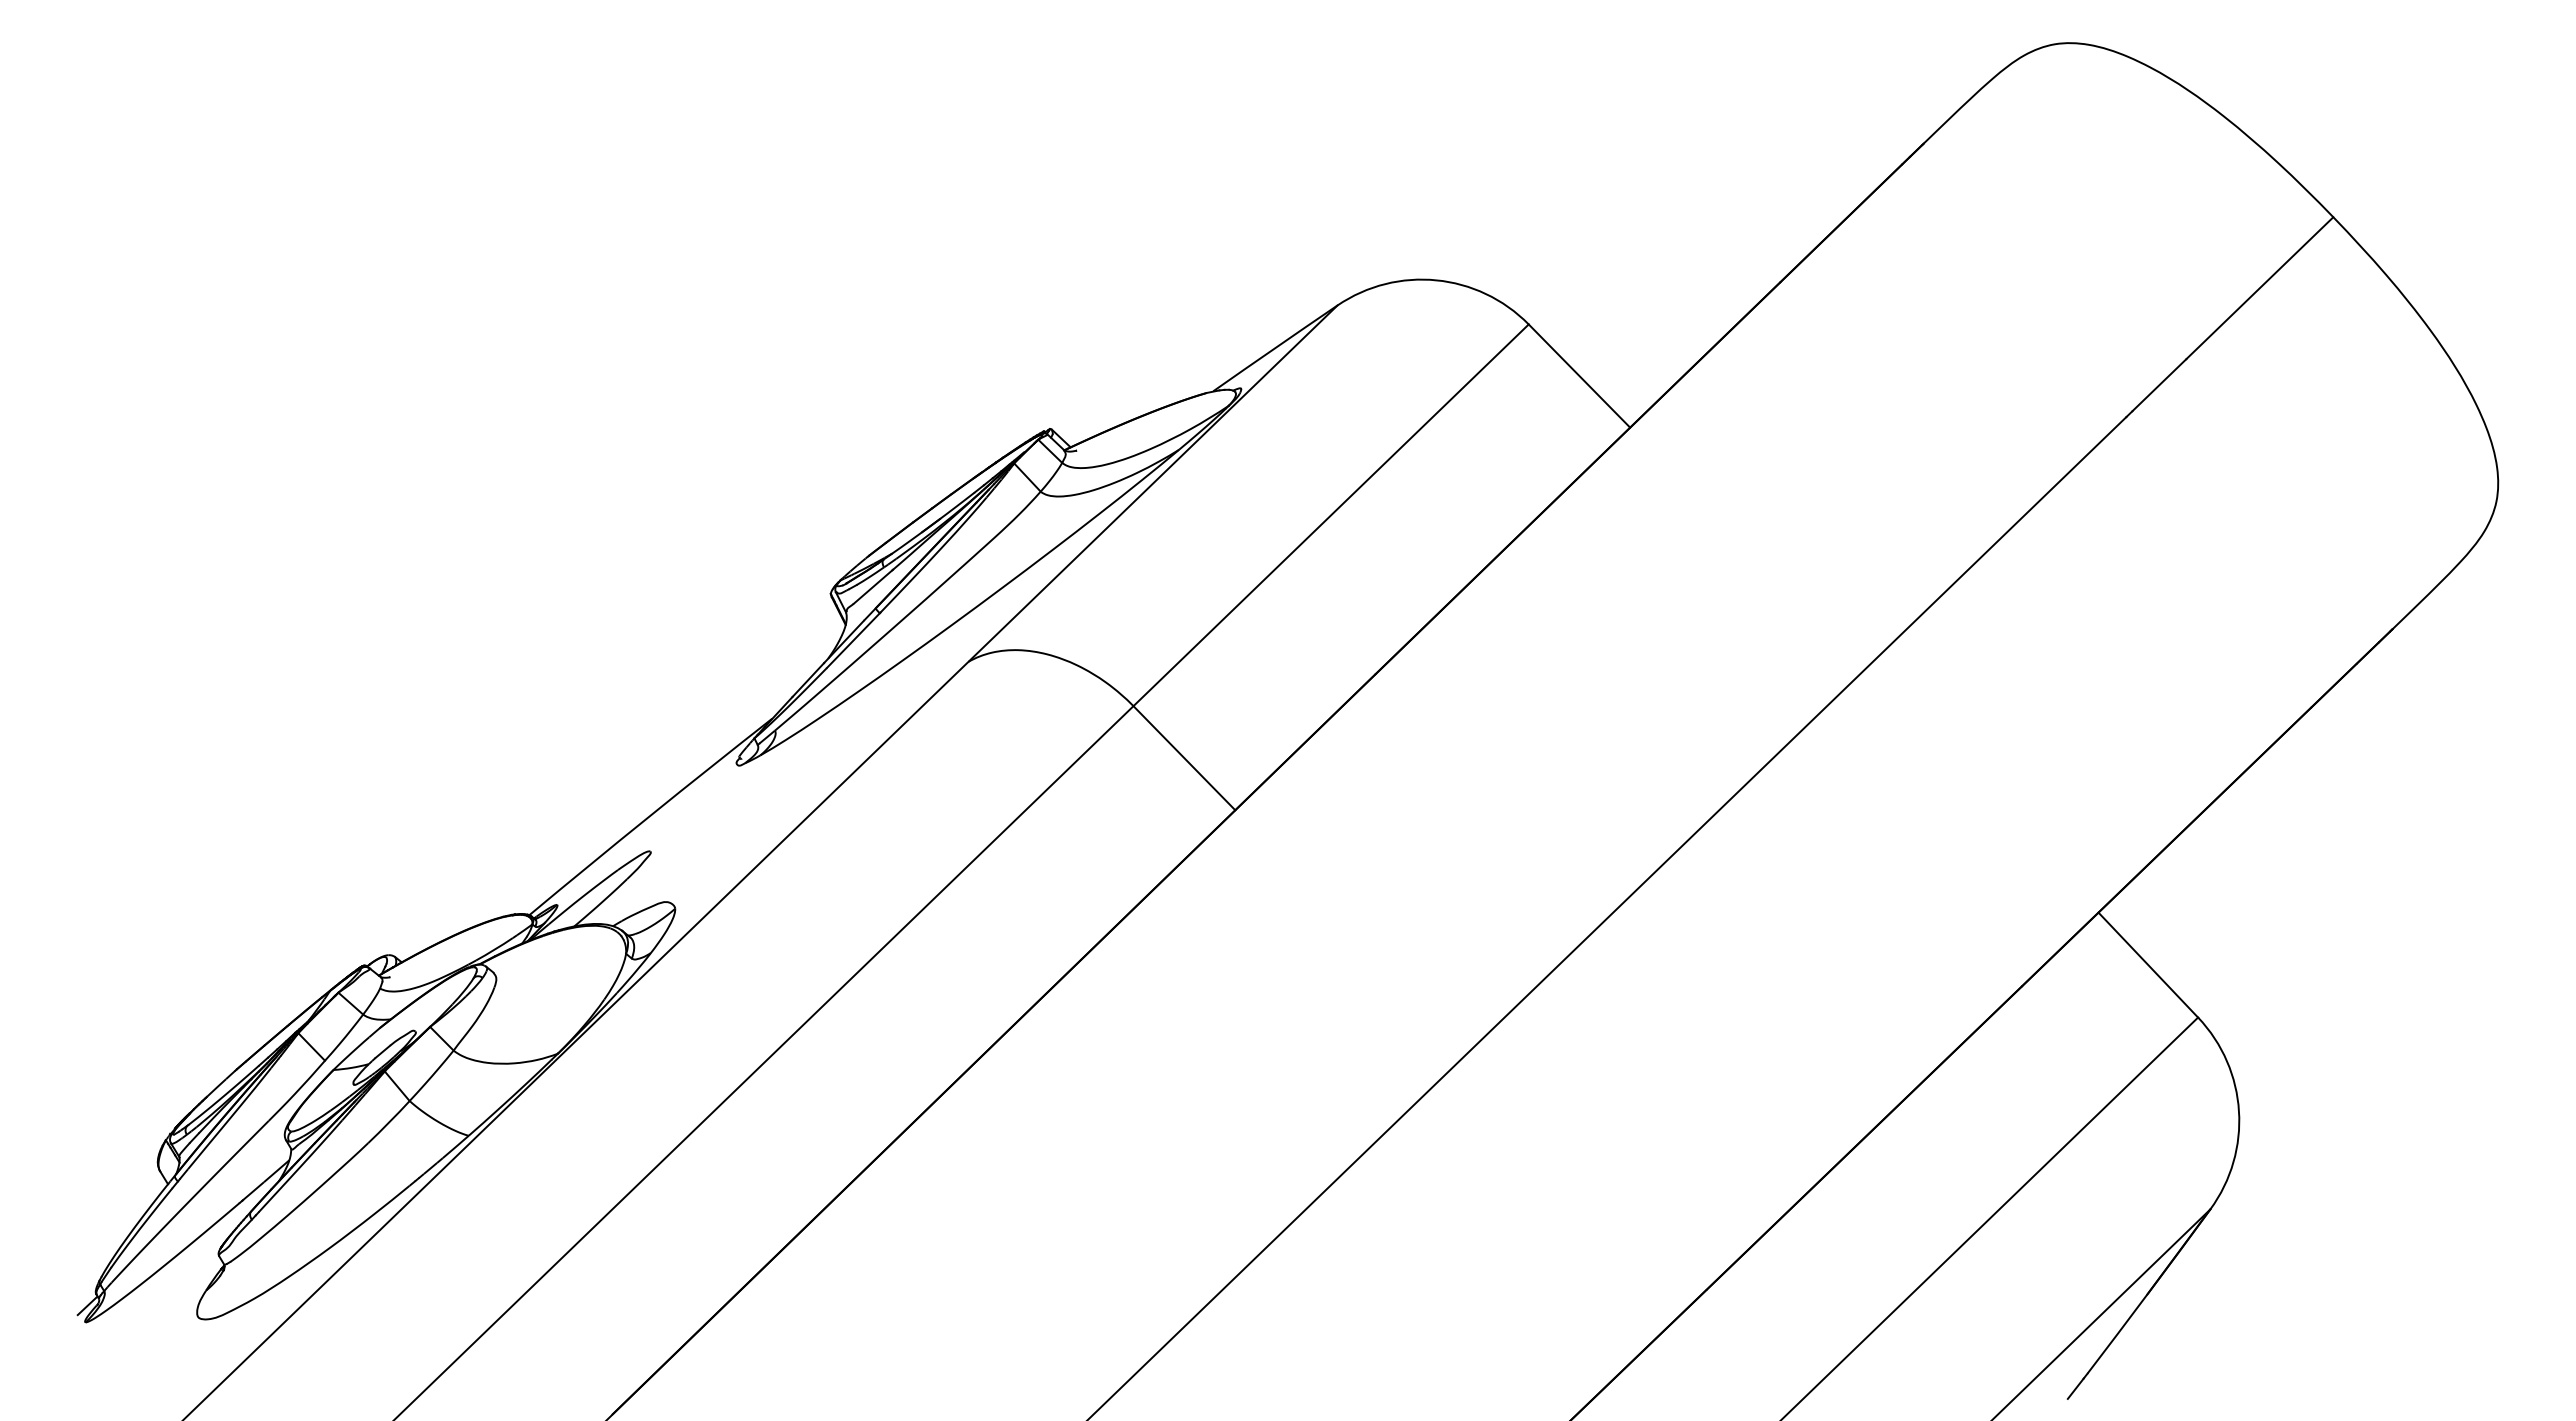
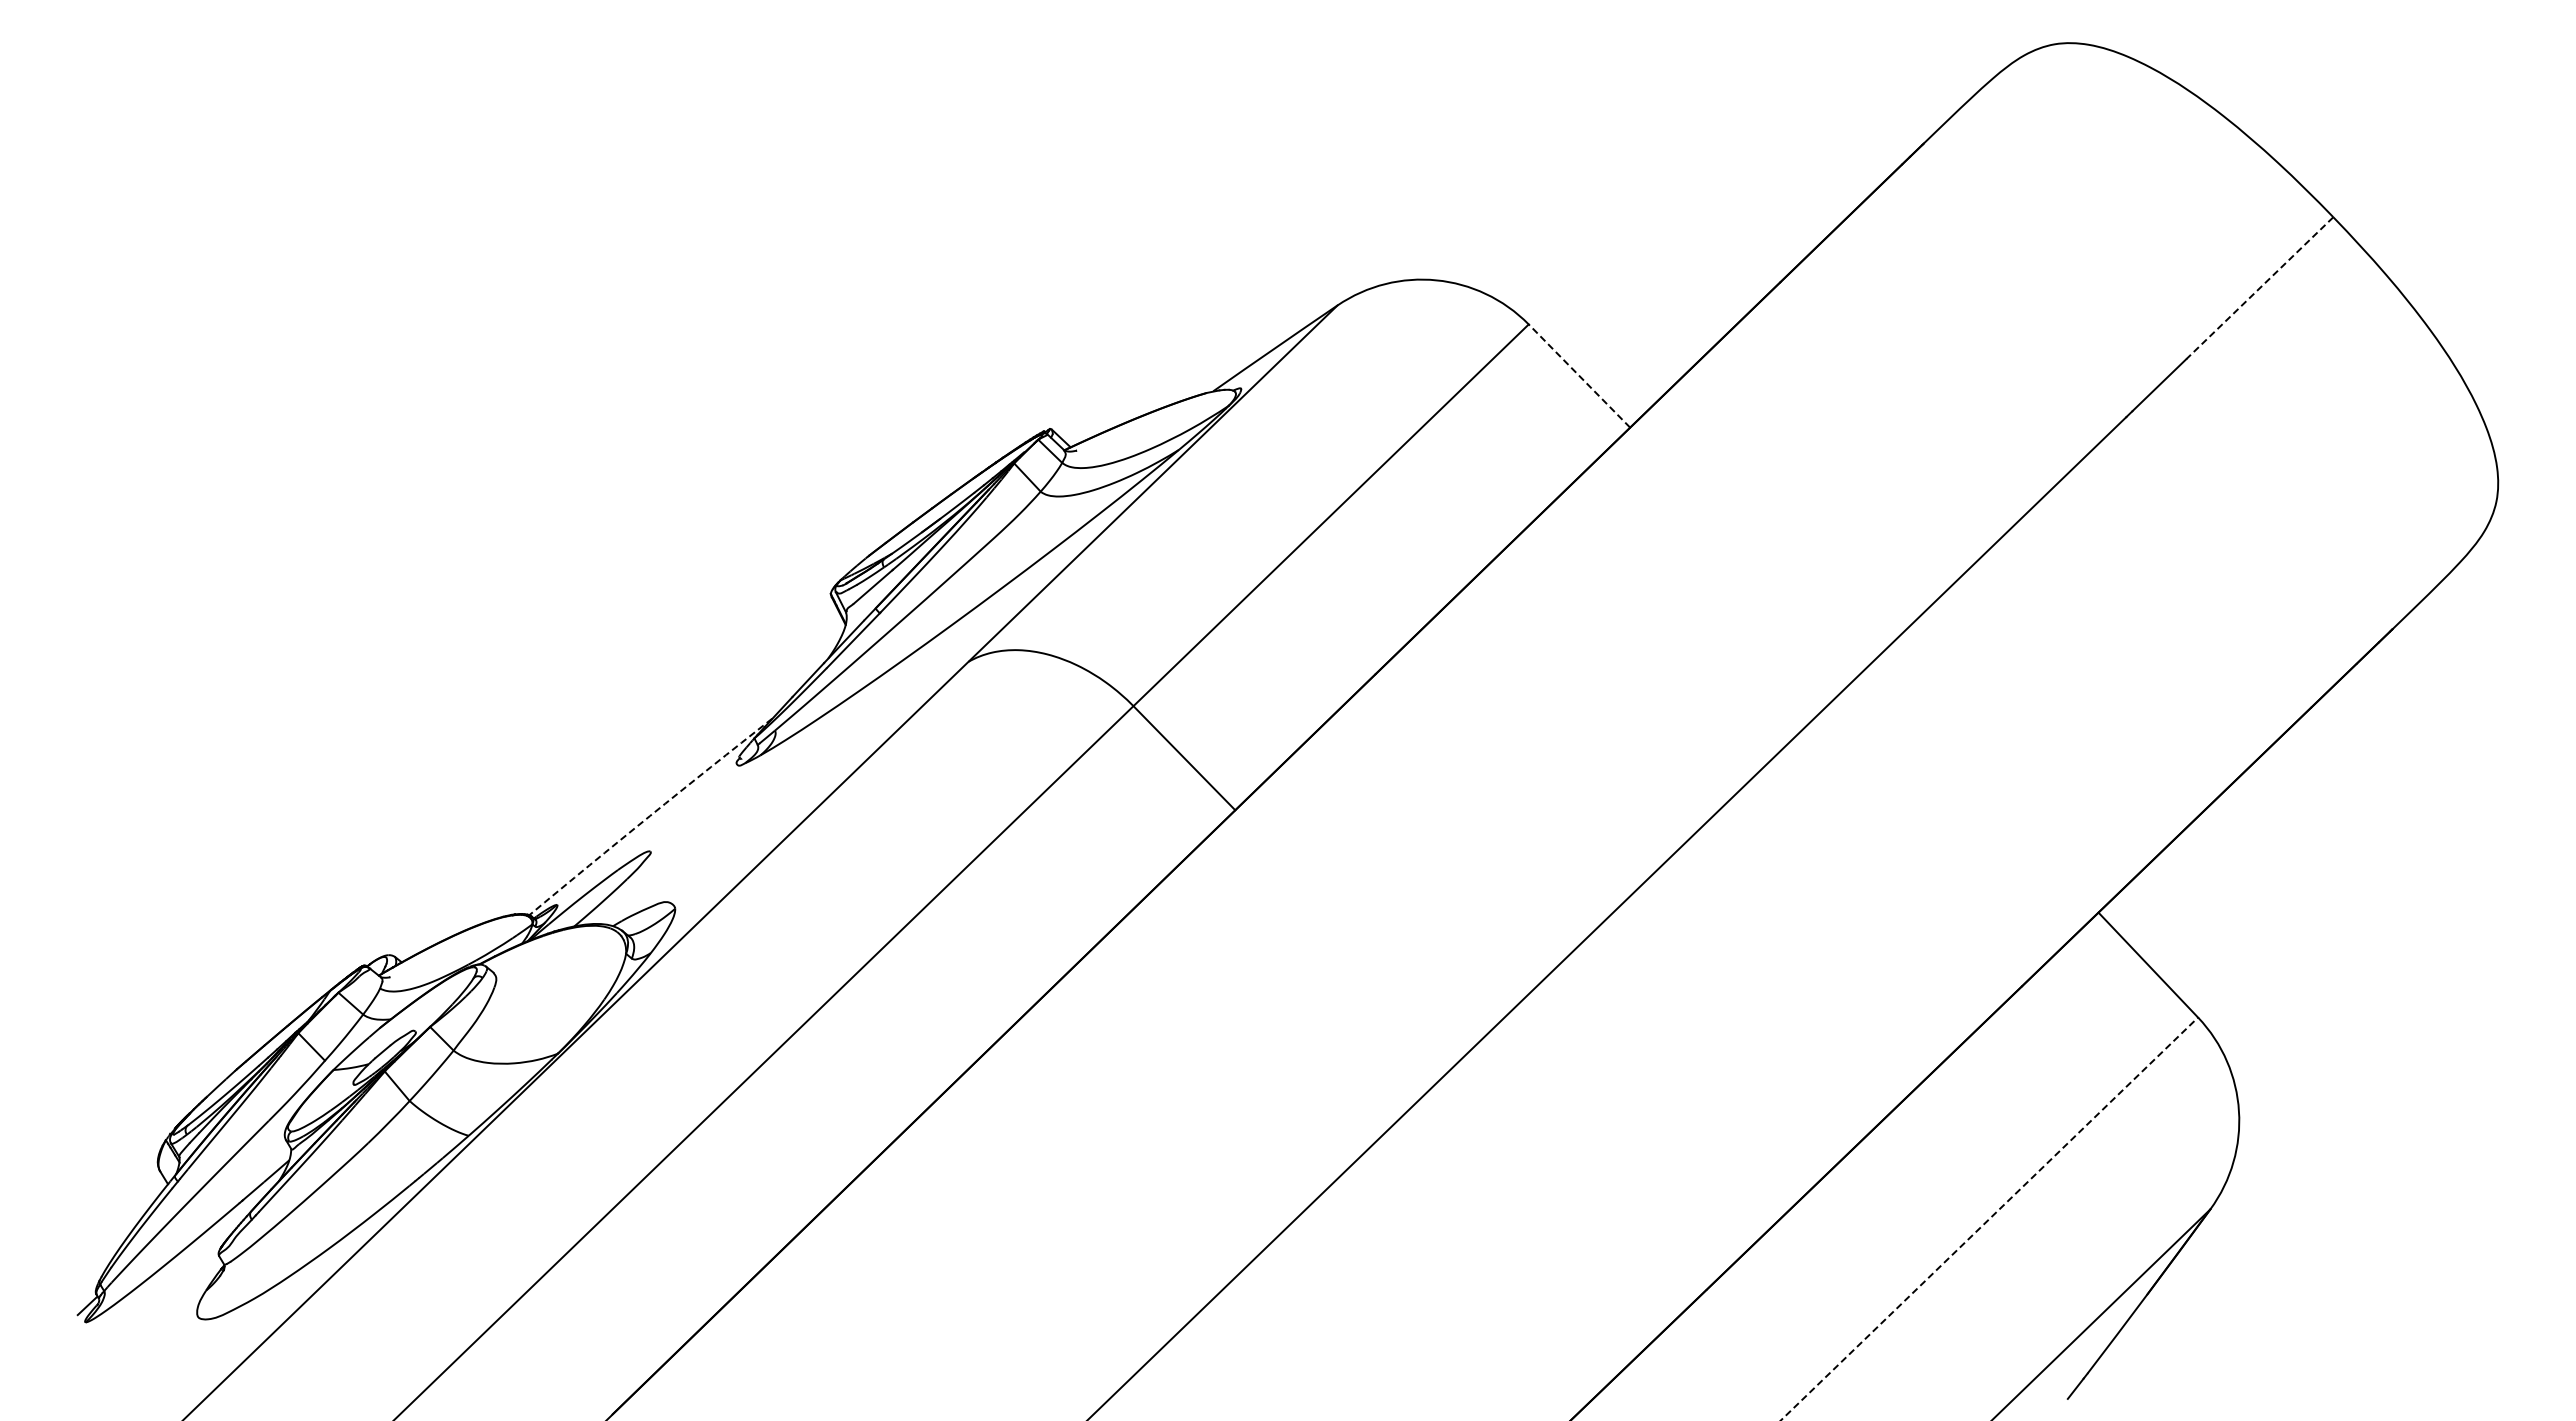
line: solid -> dashed (2259, 288)
line: solid -> dashed (1579, 375)
arc: solid -> dashed (650, 815)
line: solid -> dashed (1989, 1218)
